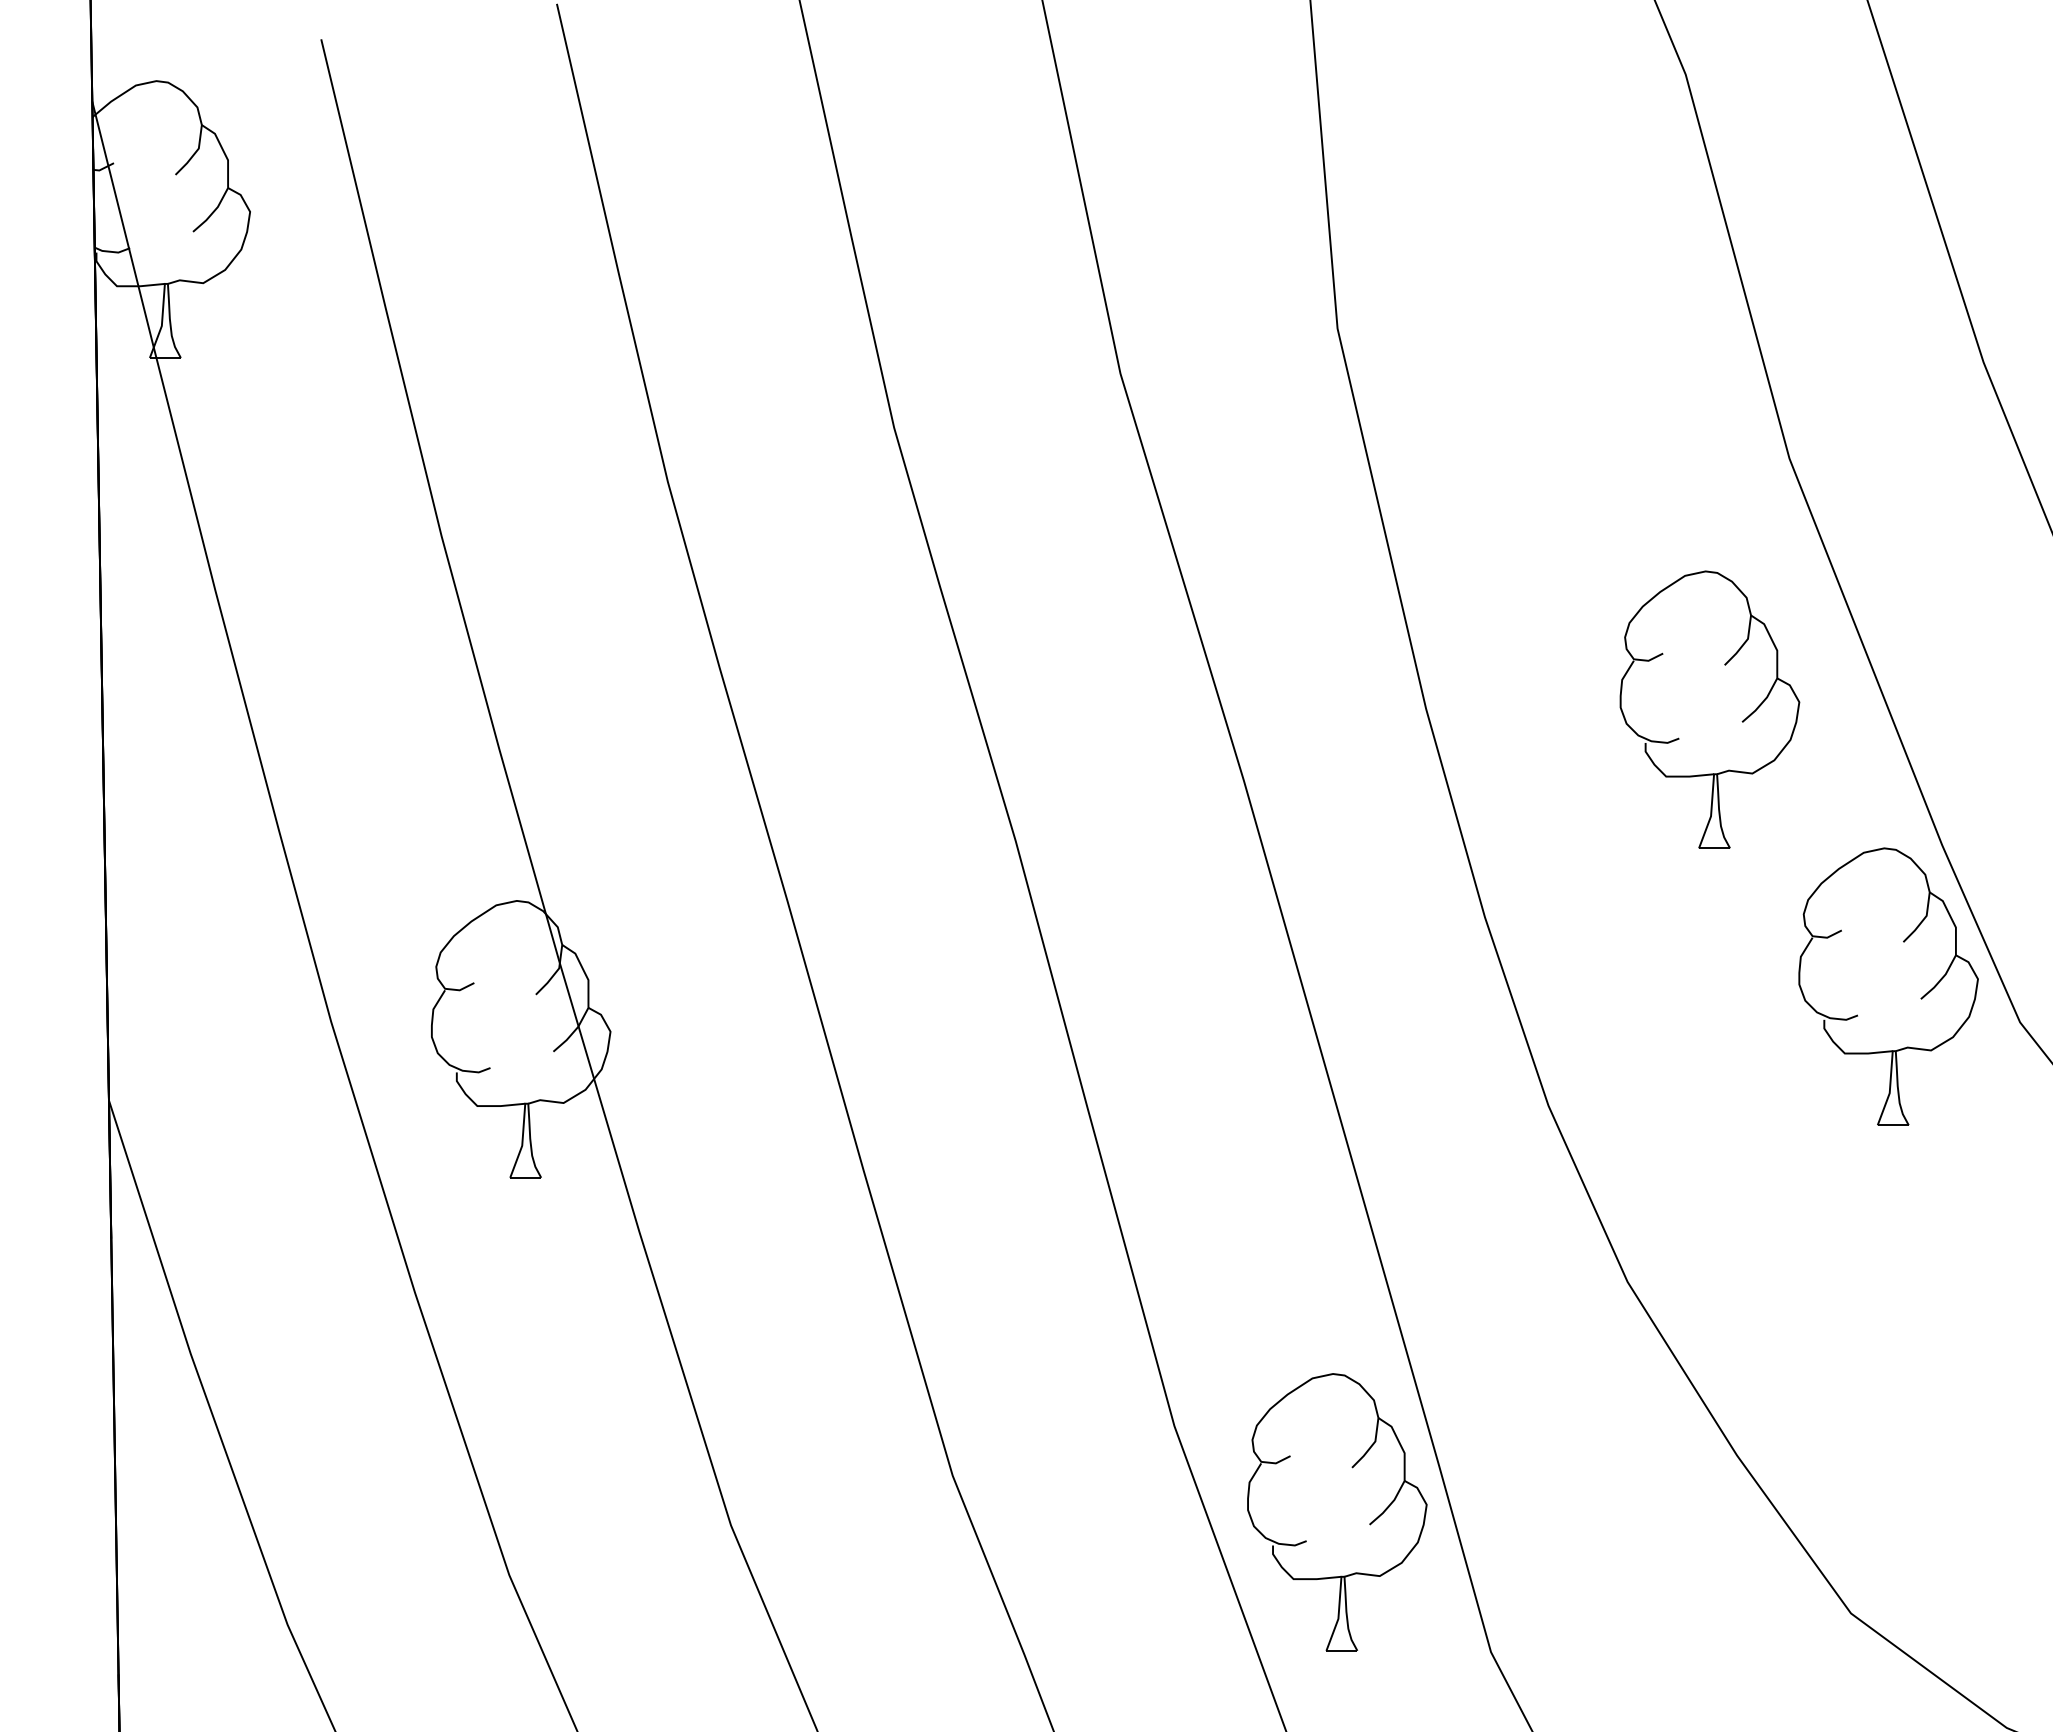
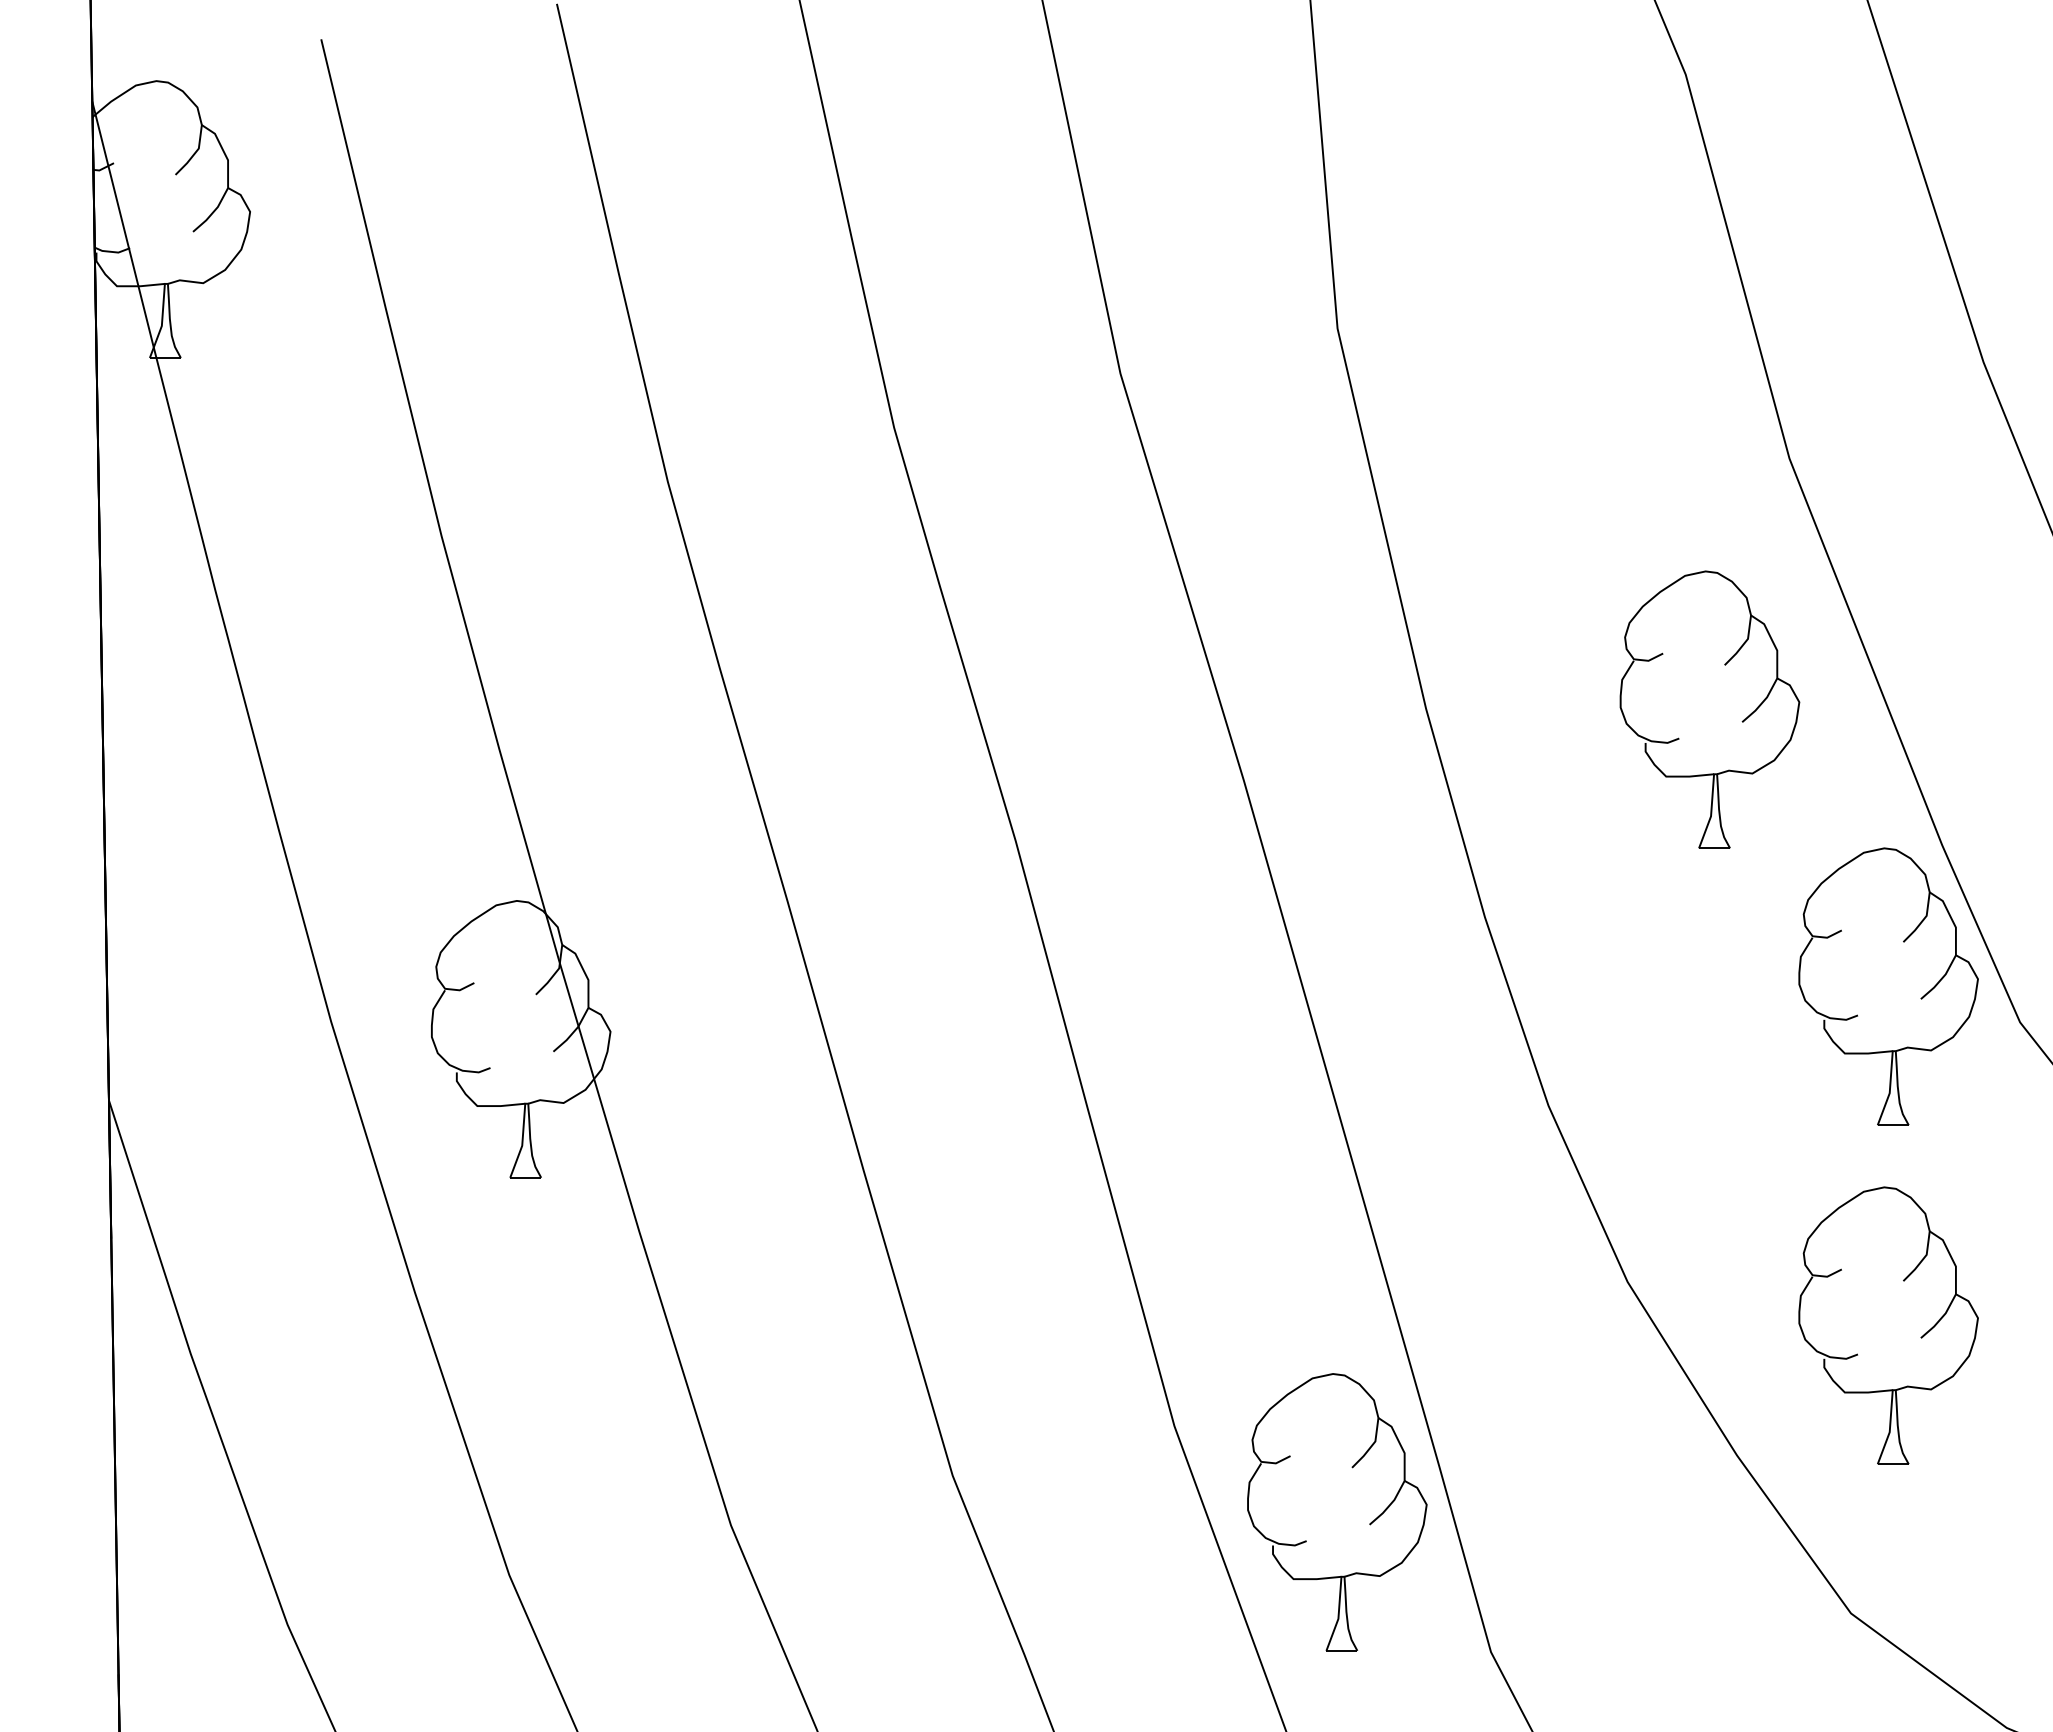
part: none -> present (1920, 1337)
